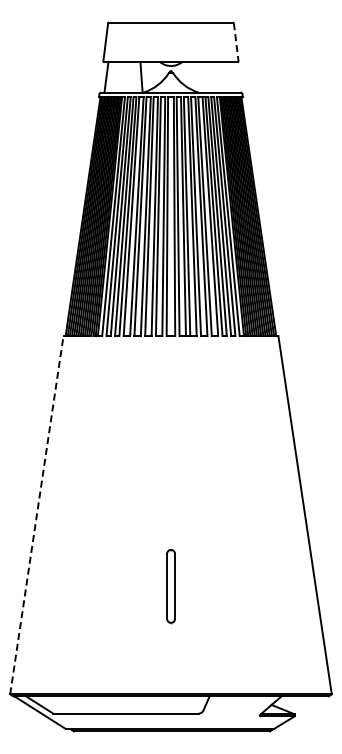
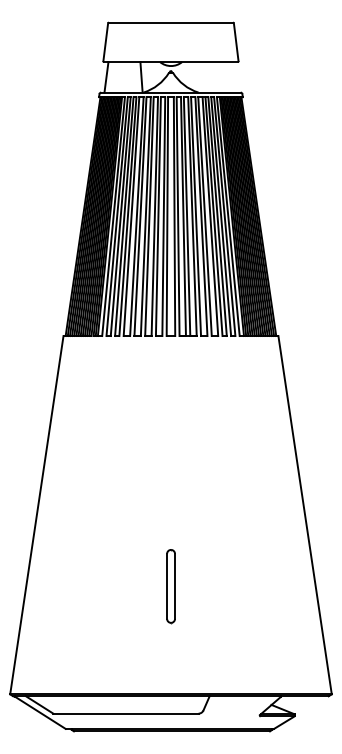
line: dashed -> solid (236, 42)
line: dashed -> solid (36, 514)
